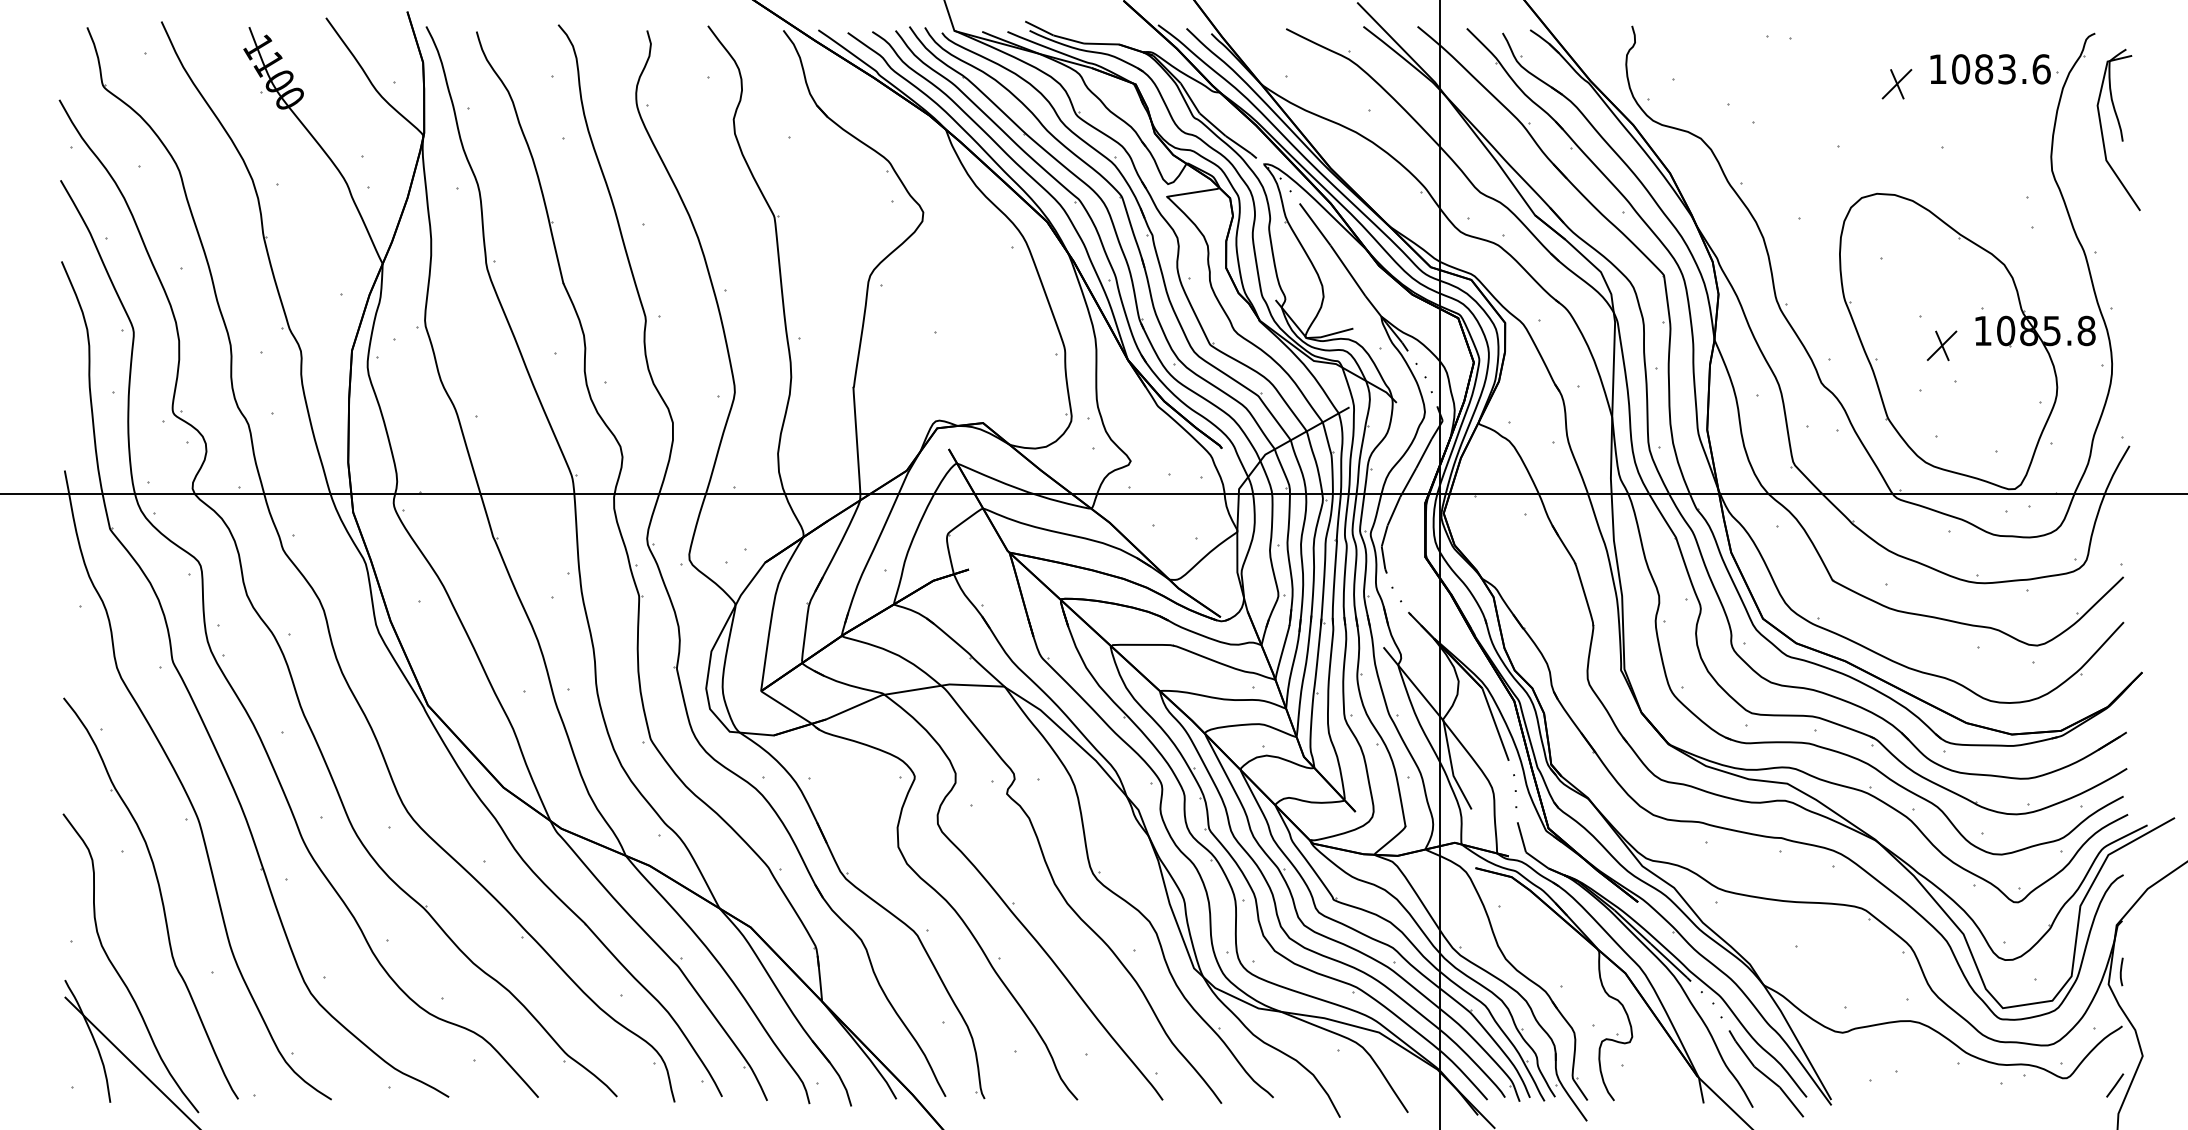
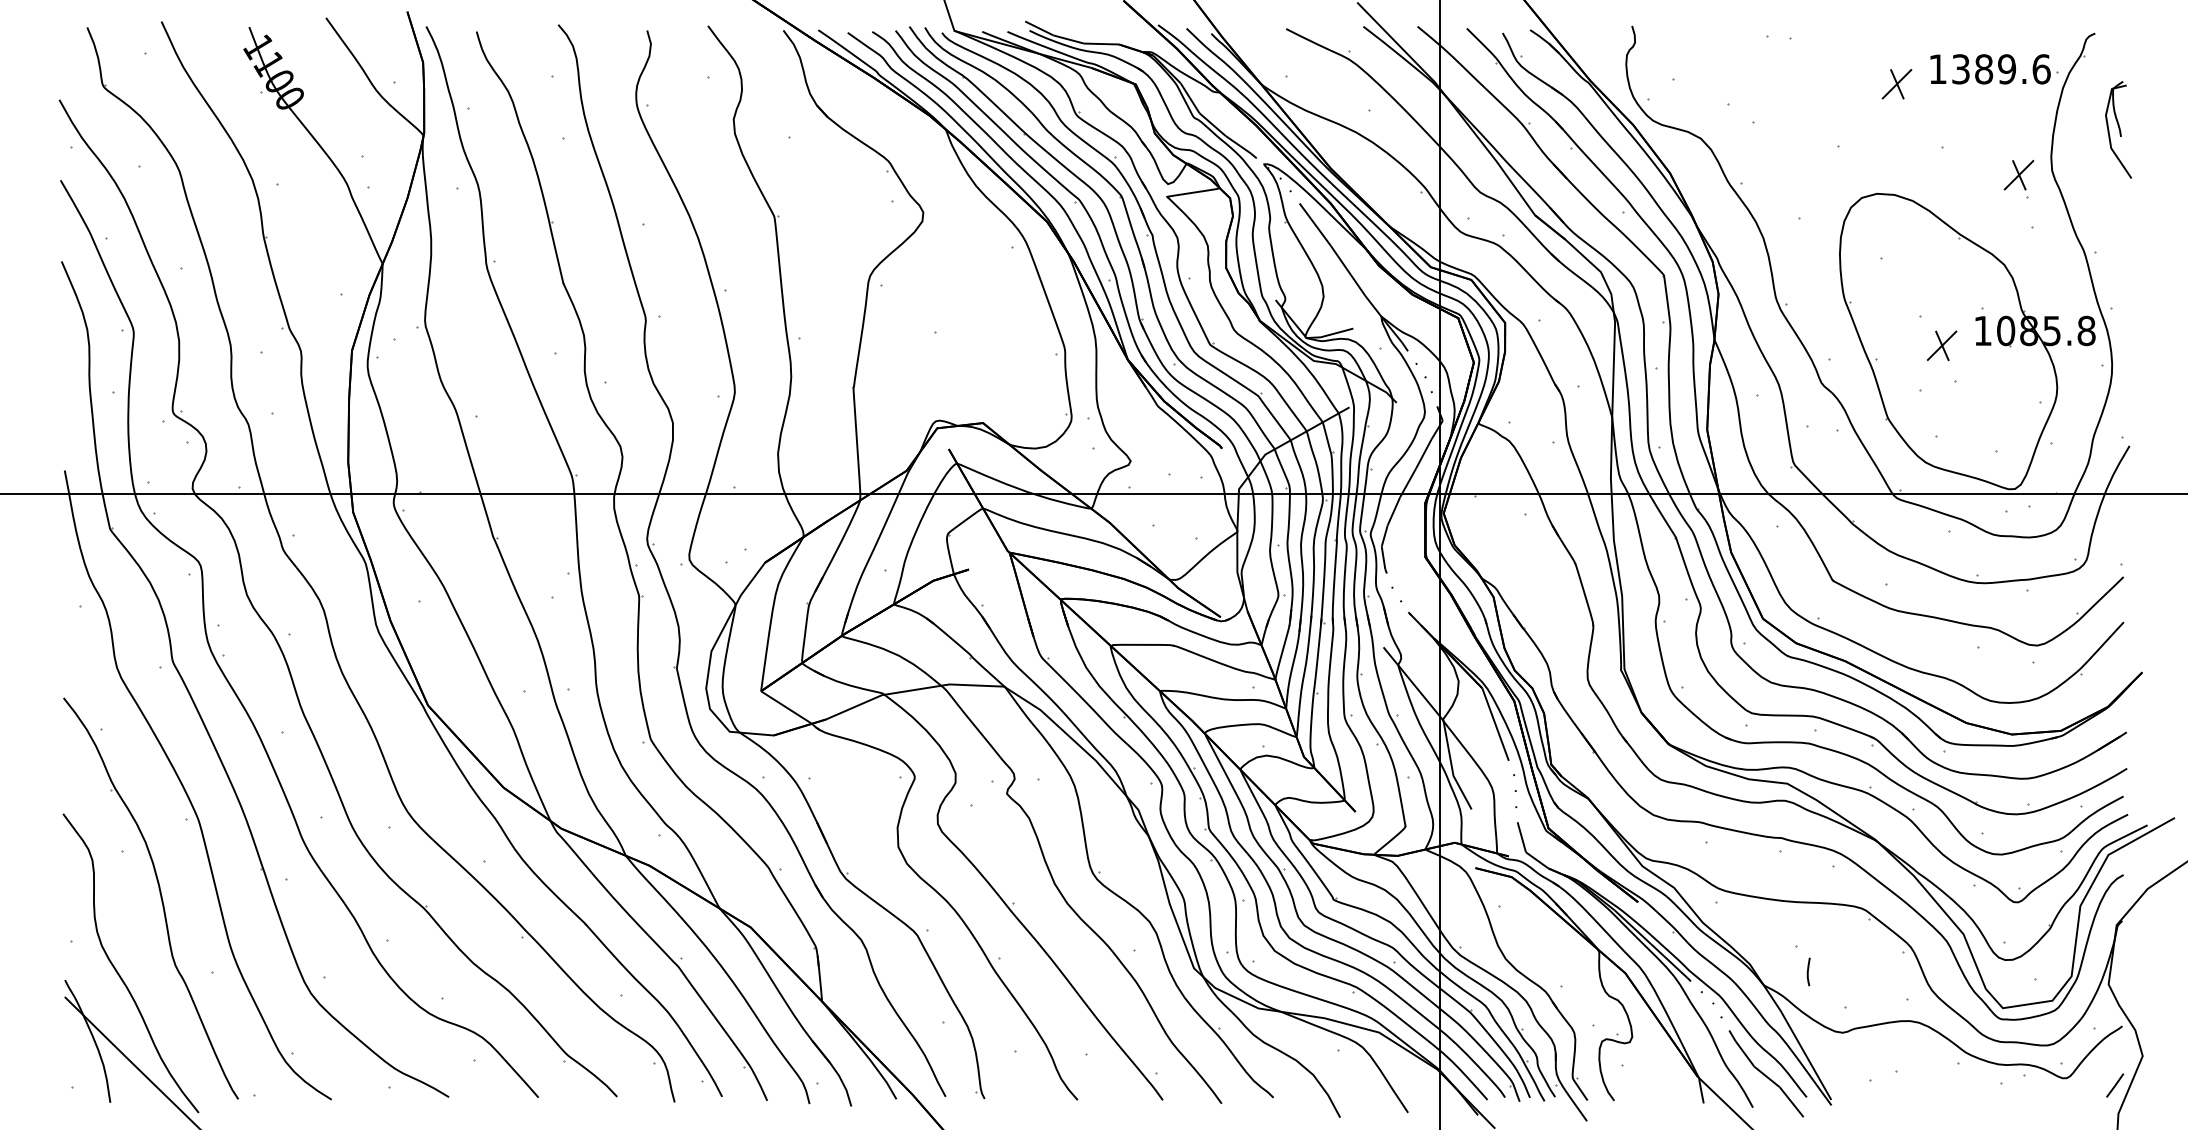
text: 1083.6 -> 1389.6 (1984, 69)
part size: 45x164 px -> 28x98 px (2118, 129)
part: none -> present (2018, 175)
curve position: (2121, 971) -> (1808, 971) (1808, 971)
